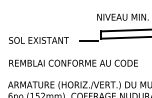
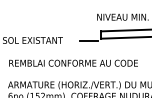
text position: (38, 40) -> (32, 40) (32, 40)
